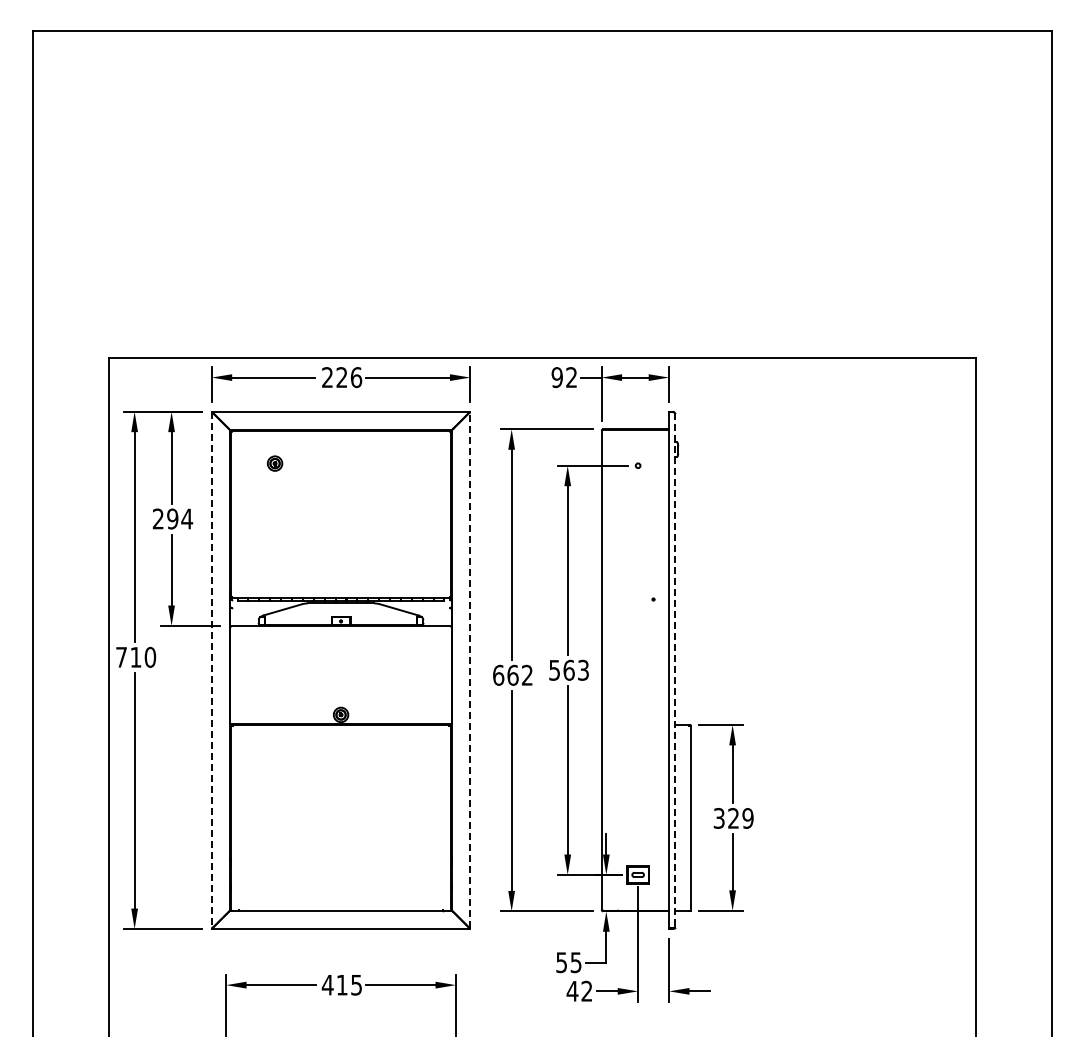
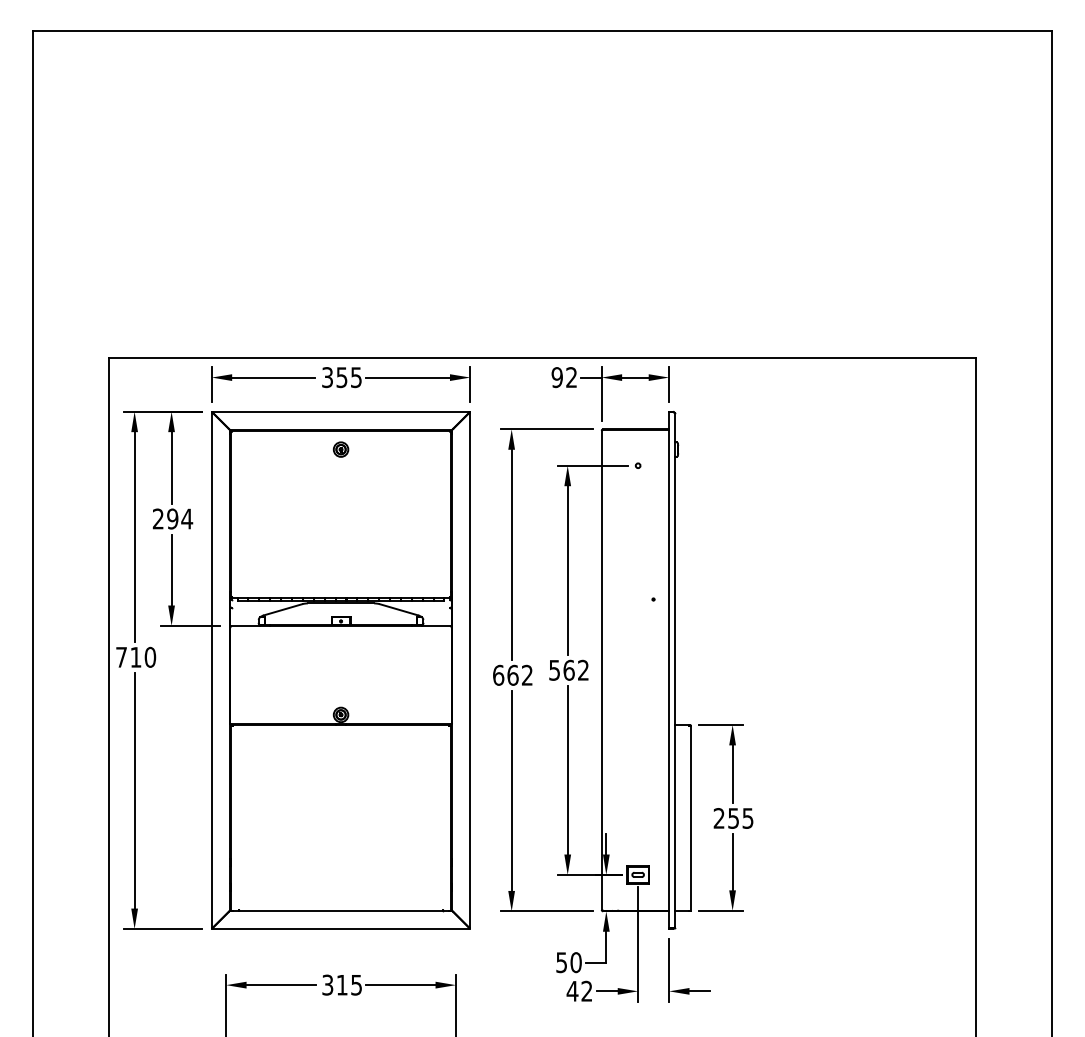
text: 226 -> 355 (342, 377)
part position: (274, 463) -> (340, 449) (340, 449)
line: dashed -> solid (211, 670)
line: dashed -> solid (470, 670)
text: 563 -> 562 (583, 670)
line: dashed -> solid (674, 670)
text: 329 -> 255 (733, 818)
text: 55 -> 50 (575, 962)
text: 415 -> 315 (327, 984)
